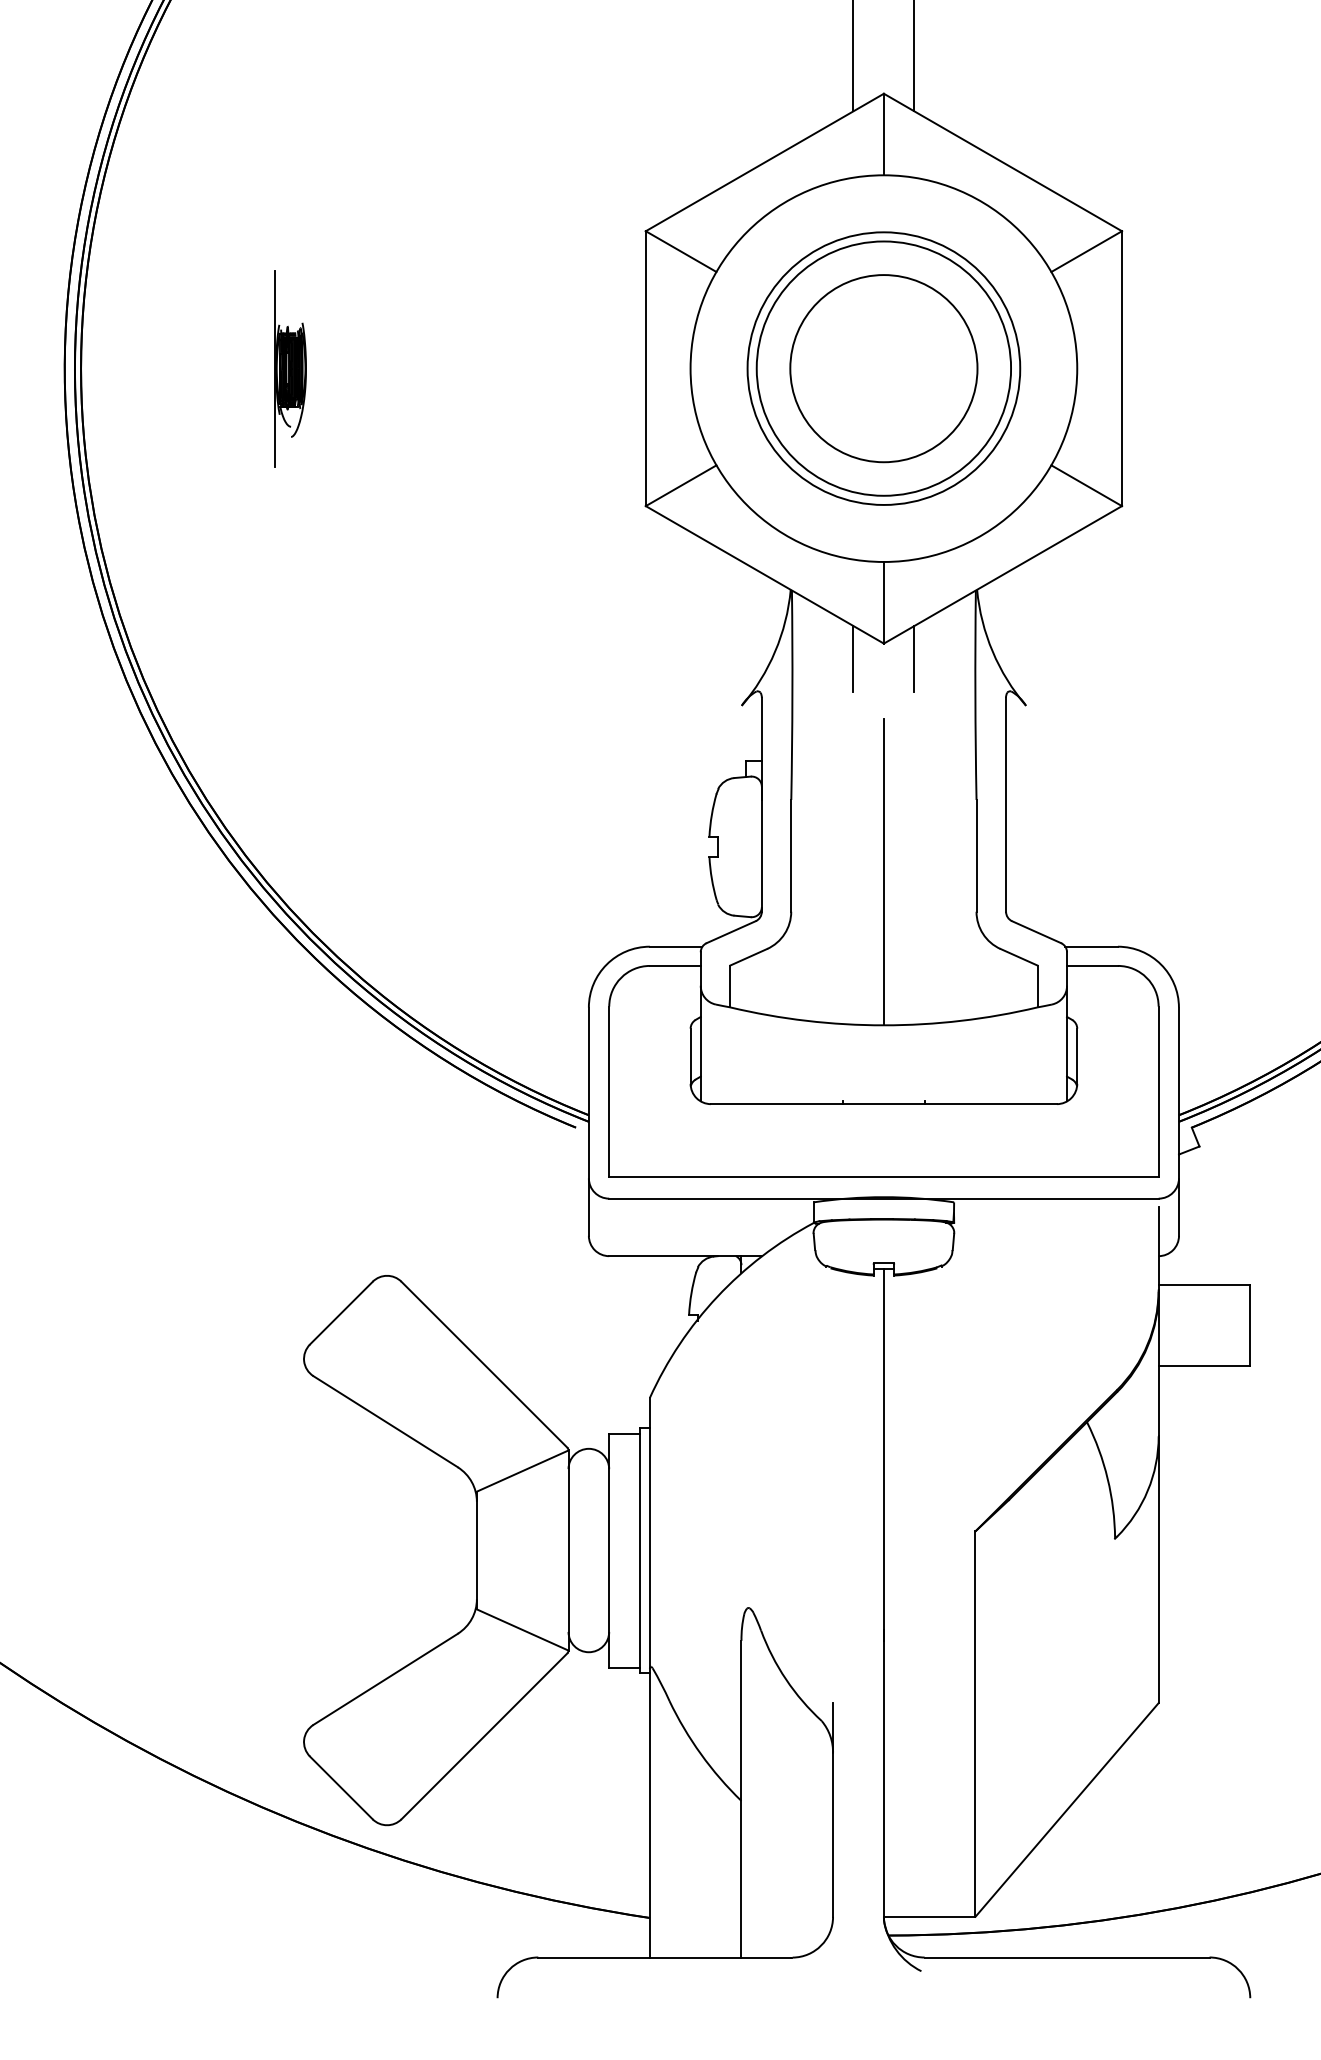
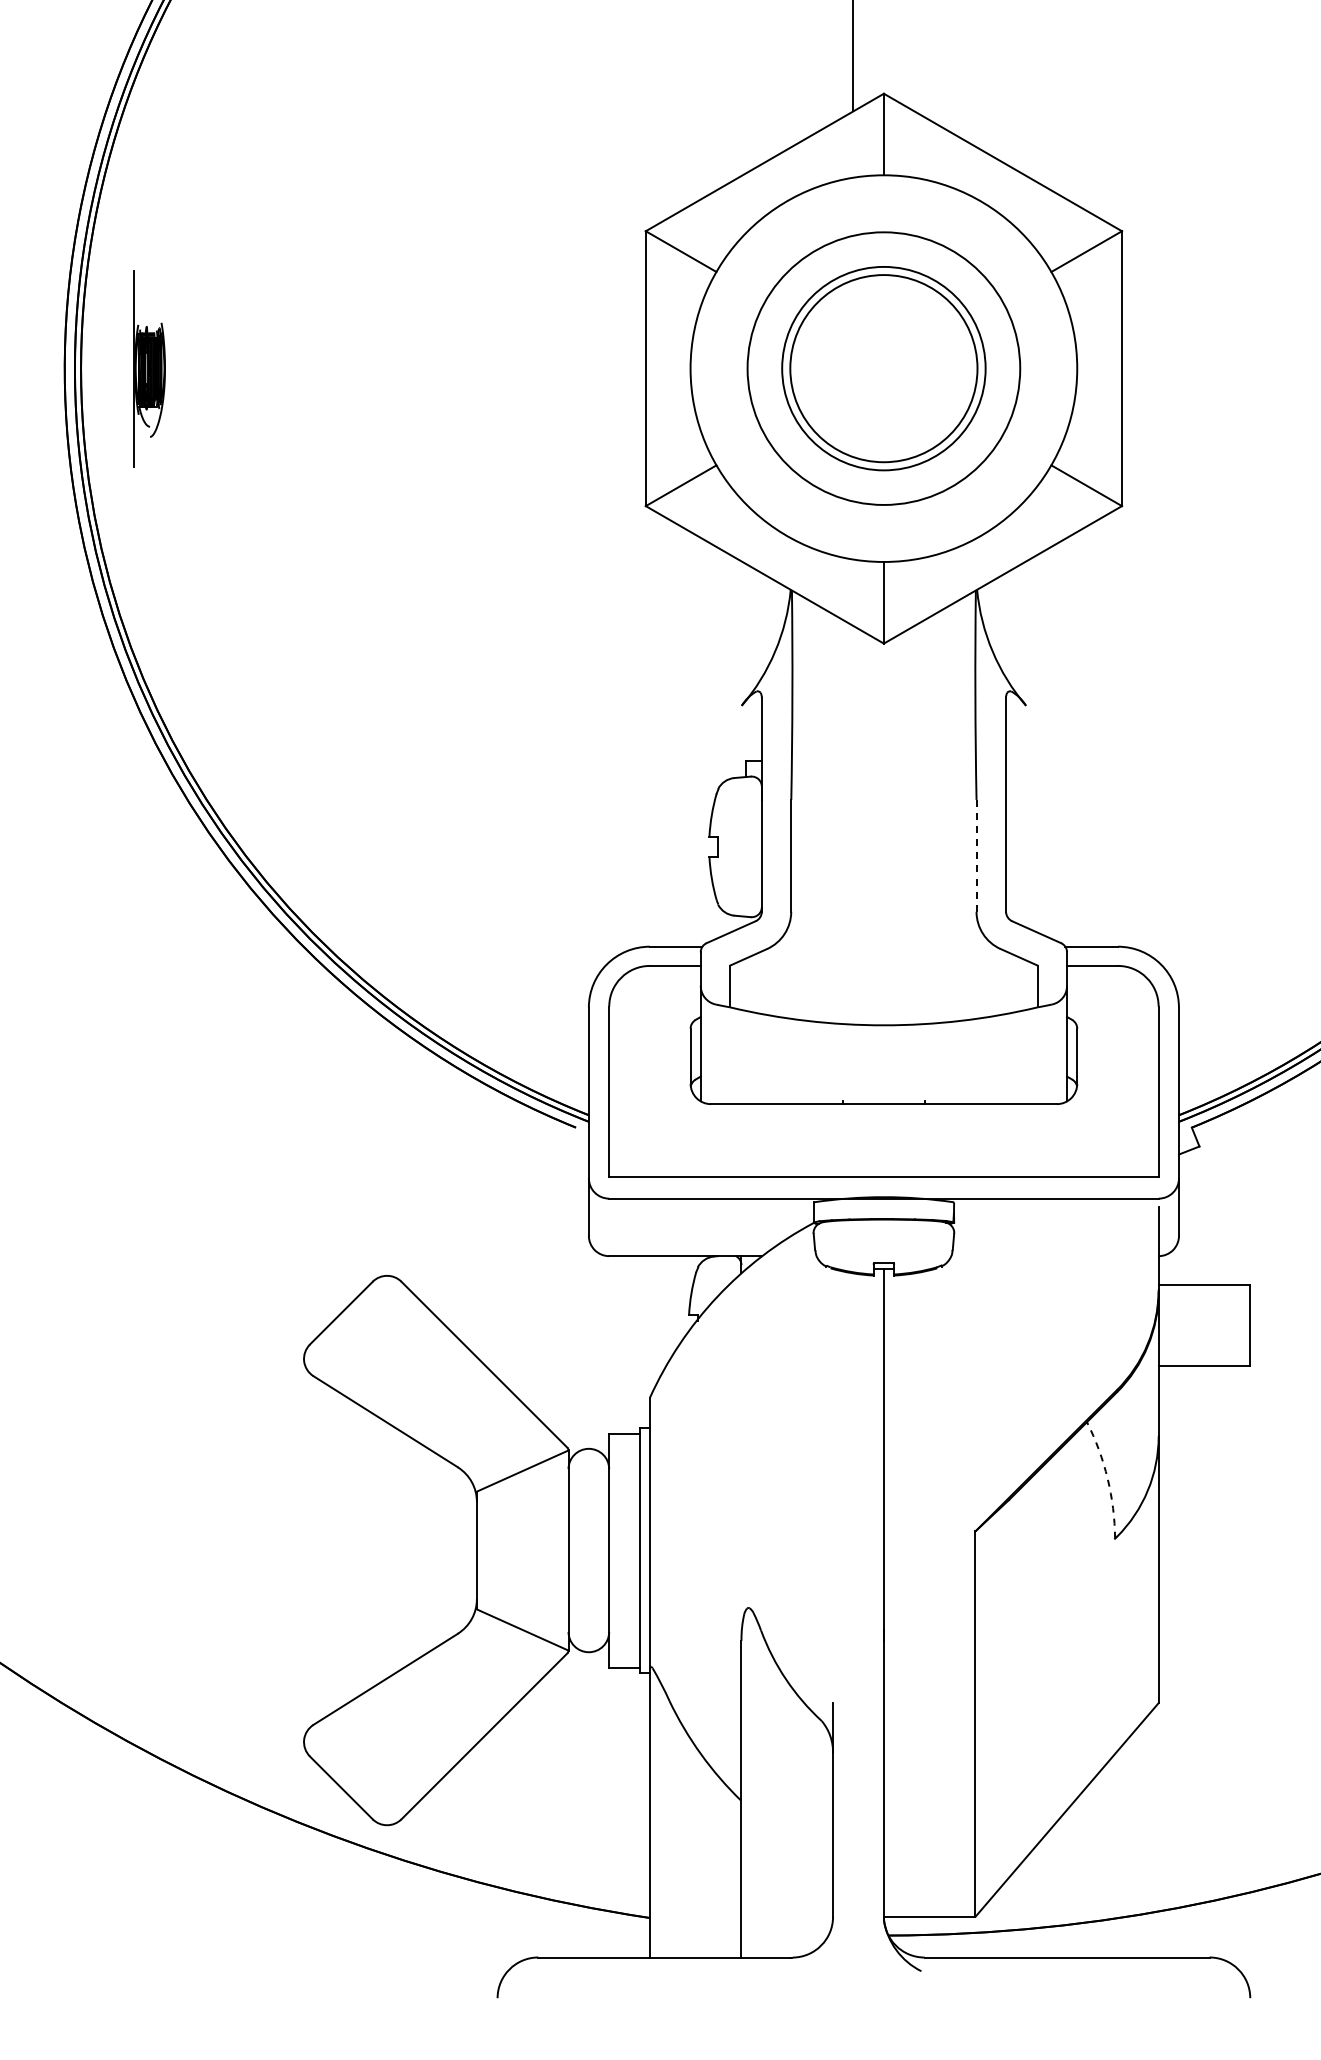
line: present -> none (914, 56)
part position: (290, 368) -> (149, 368) (149, 368)
circle diameter: 254 px -> 203 px (883, 368)
line: present -> none (853, 658)
line: present -> none (914, 658)
line: solid -> dashed (976, 855)
line: present -> none (883, 872)
arc: solid -> dashed (1107, 1478)
